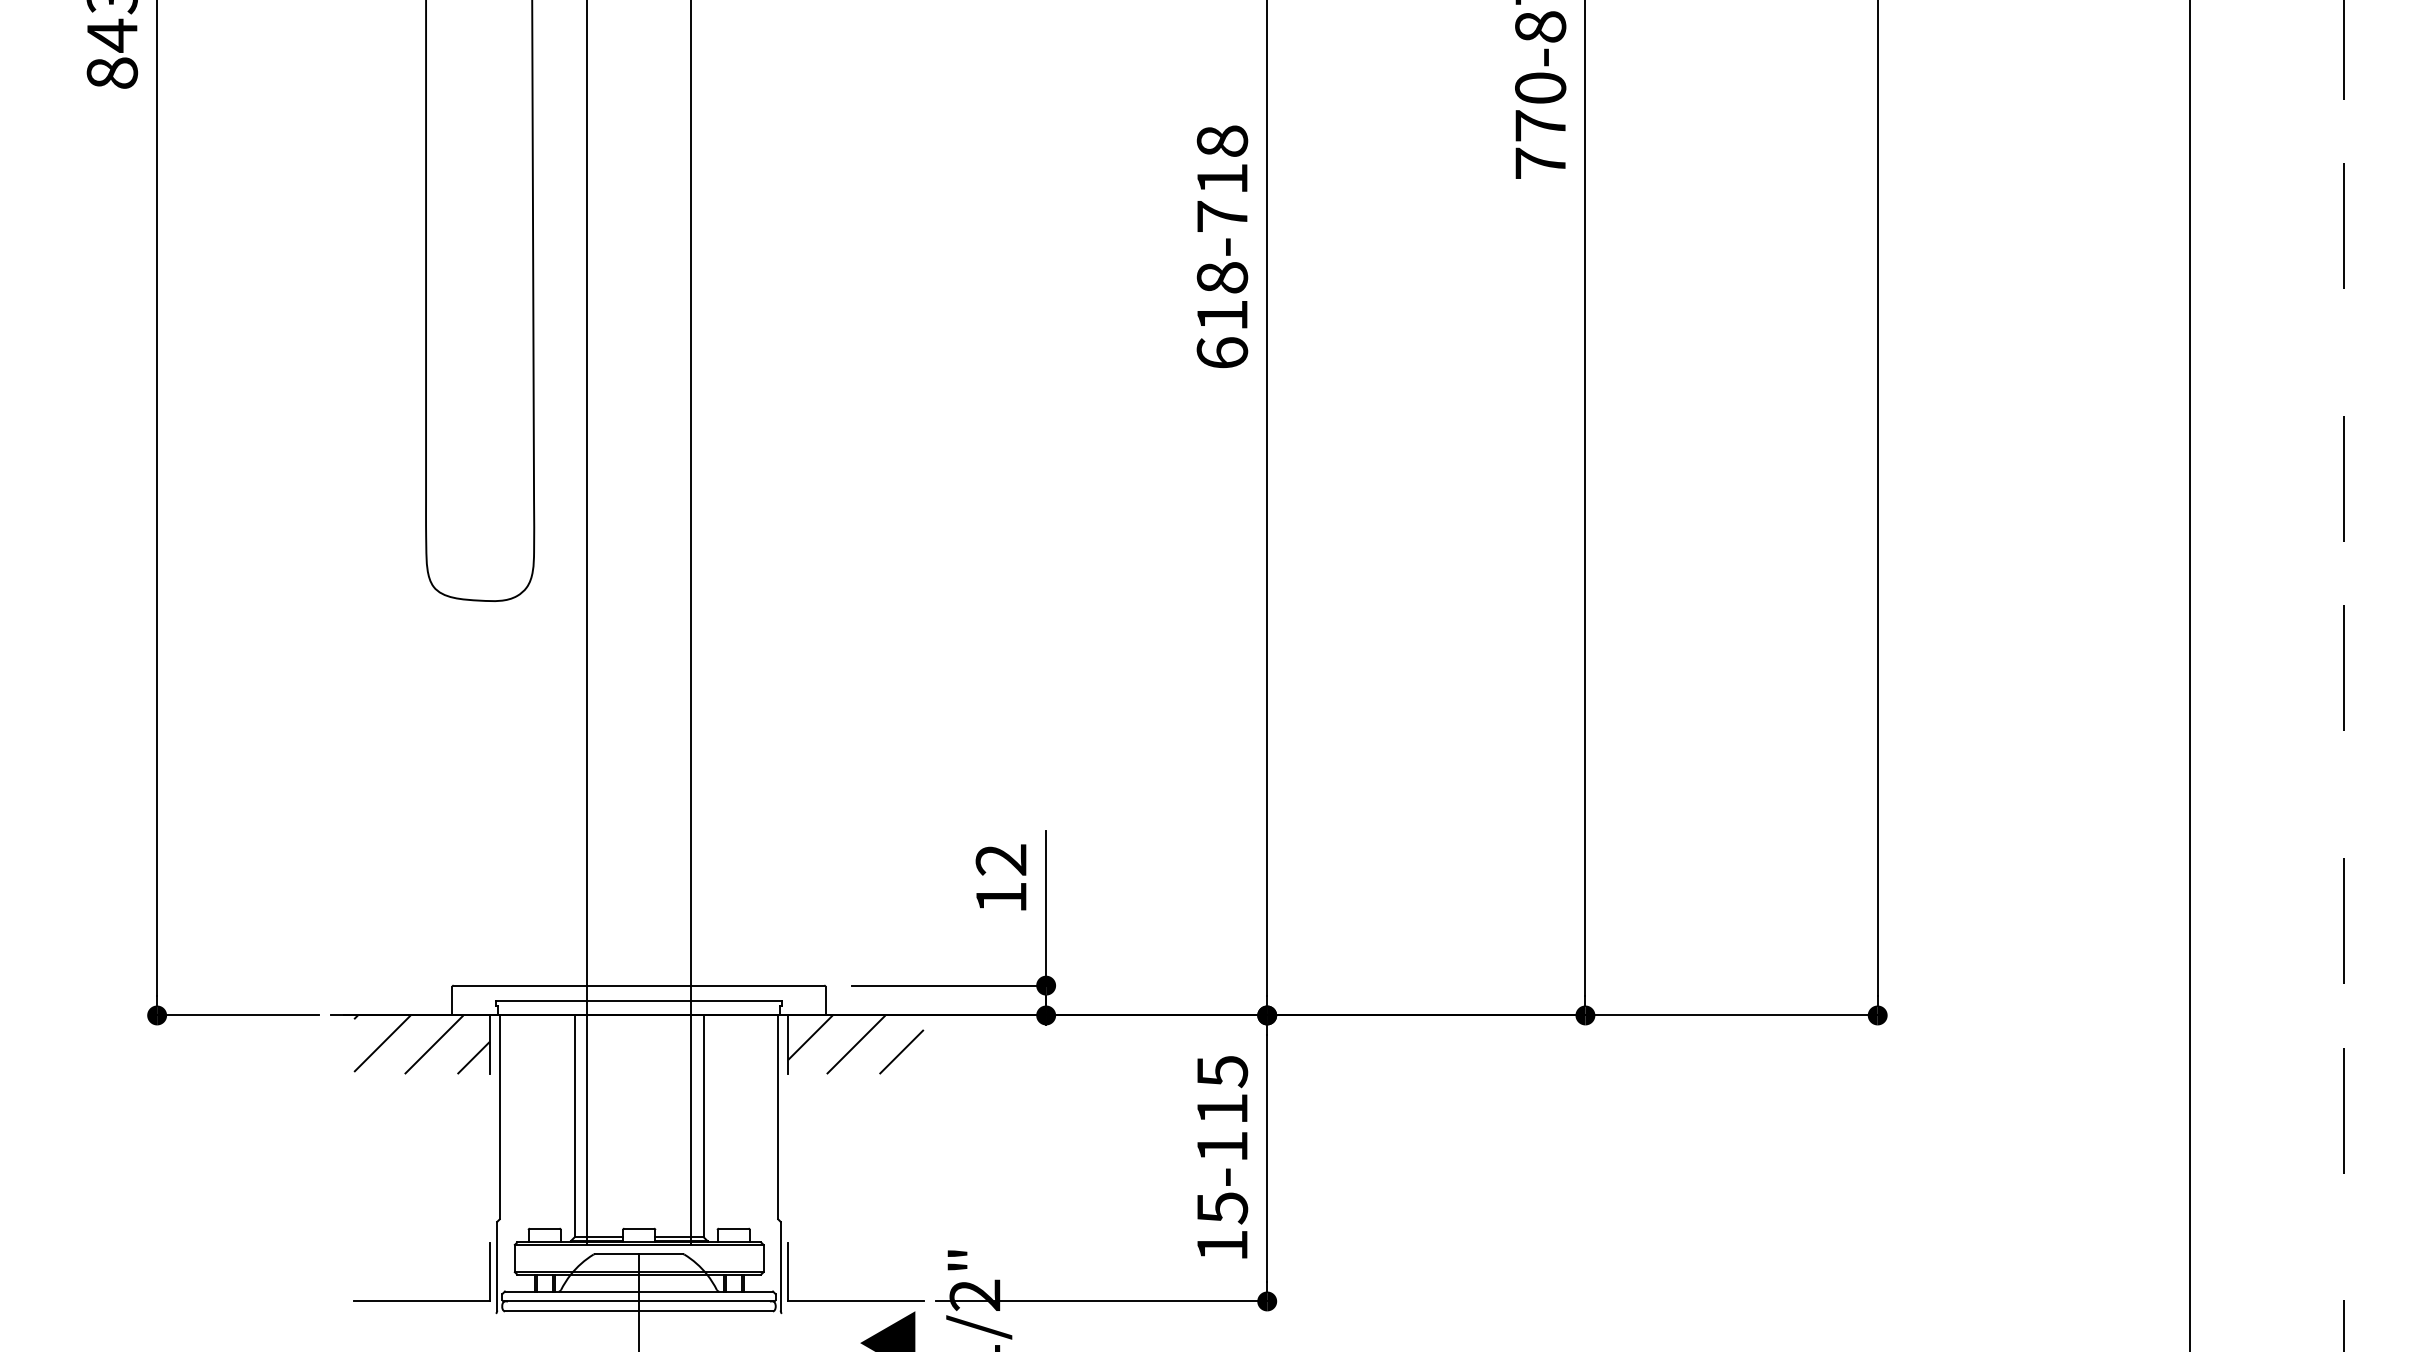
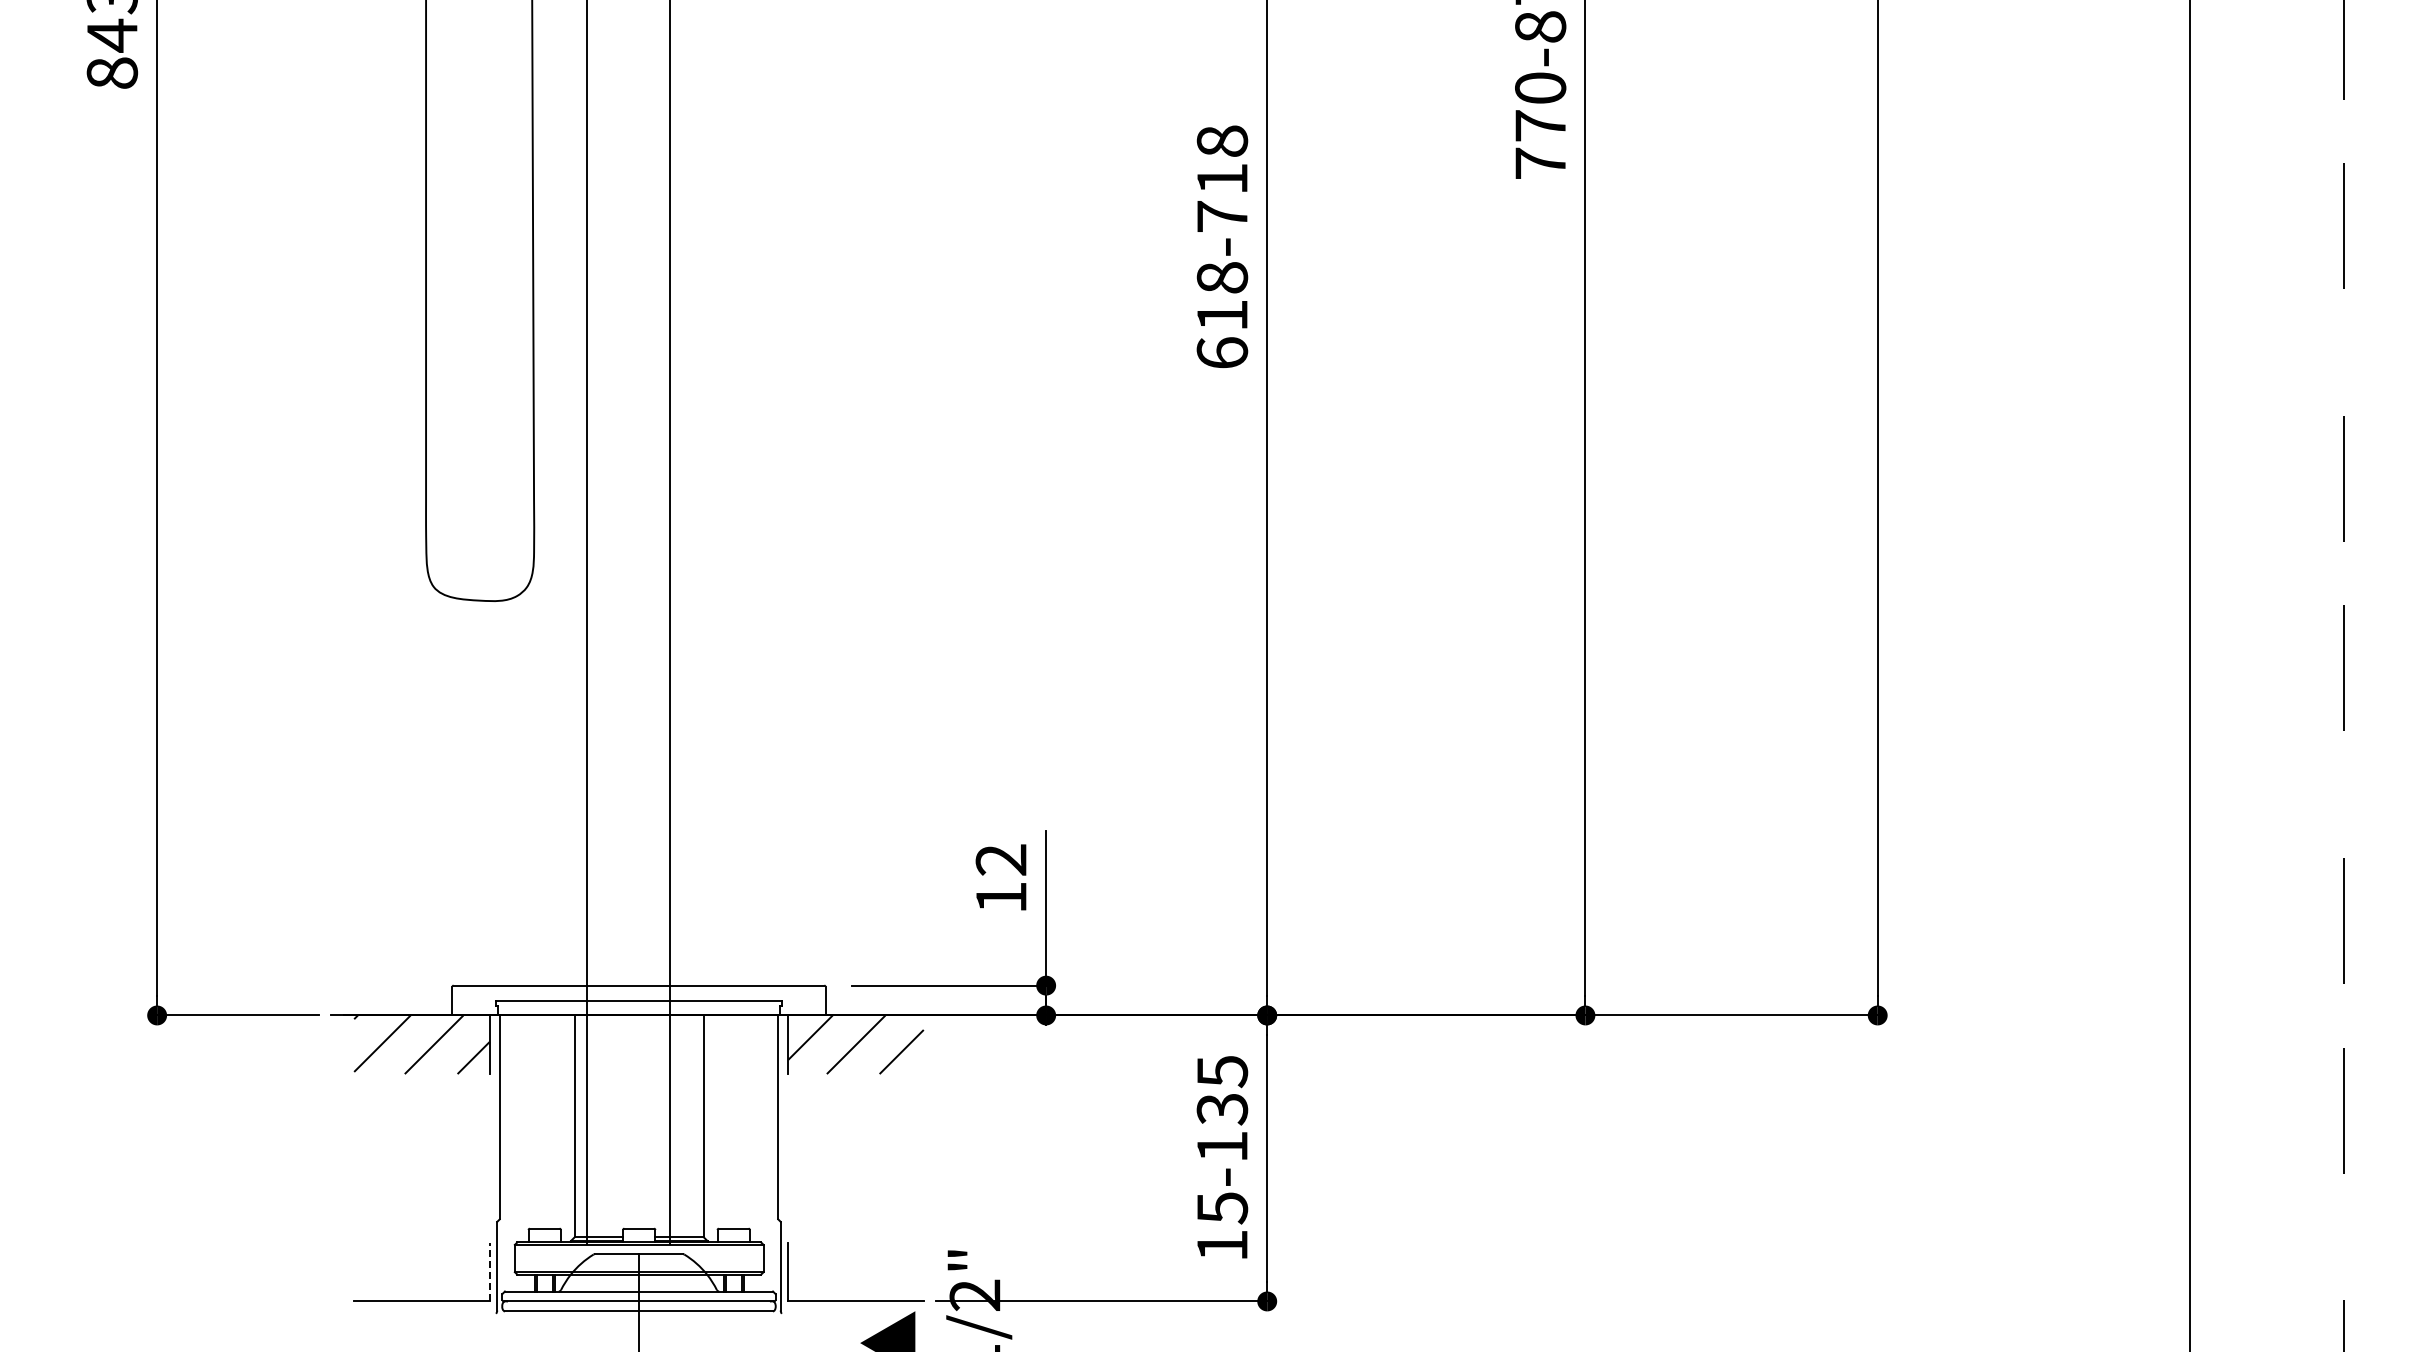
line position: (691, 623) -> (670, 623) (670, 623)
text: 15-115 -> 15-135 (1222, 1109)
line: solid -> dashed (489, 1271)
